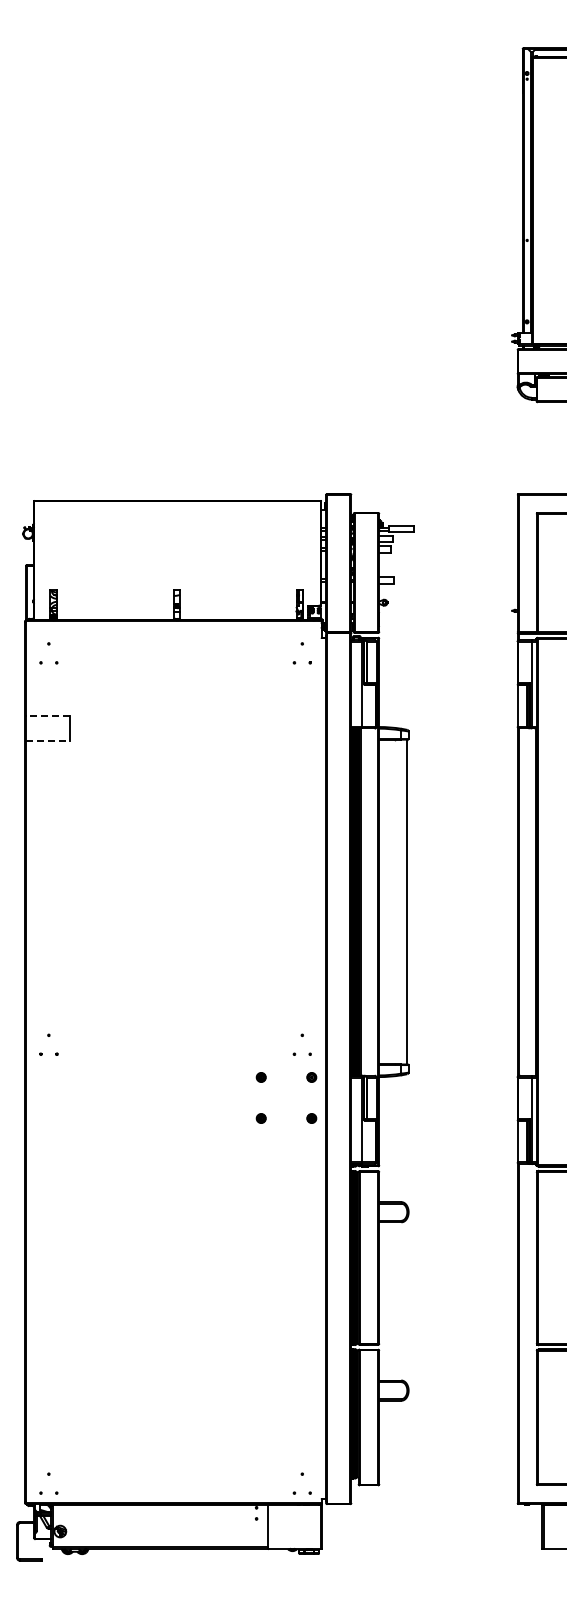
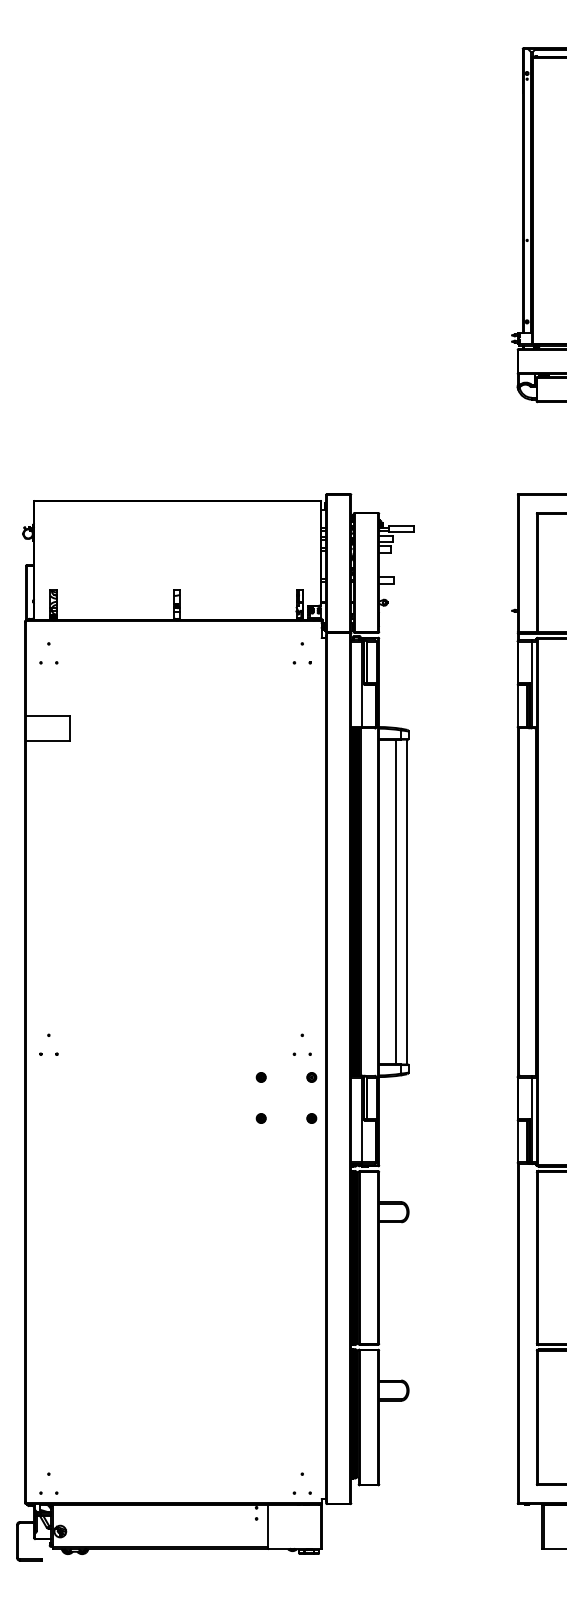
line: dashed -> solid (47, 715)
line: dashed -> solid (48, 741)
line: none -> present (395, 901)
